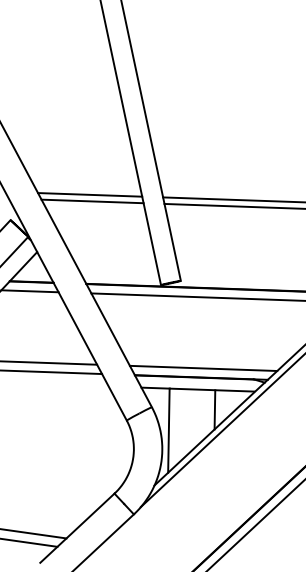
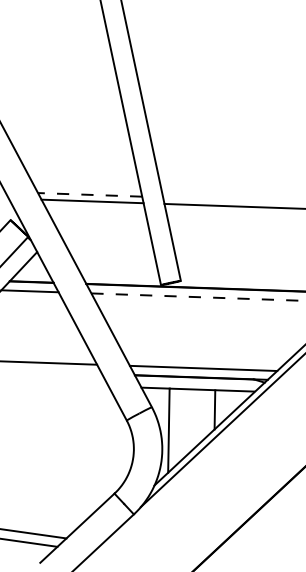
line: solid -> dashed (89, 194)
line: present -> none (232, 199)
line: solid -> dashed (199, 297)
line: present -> none (52, 372)
line: present -> none (255, 525)
